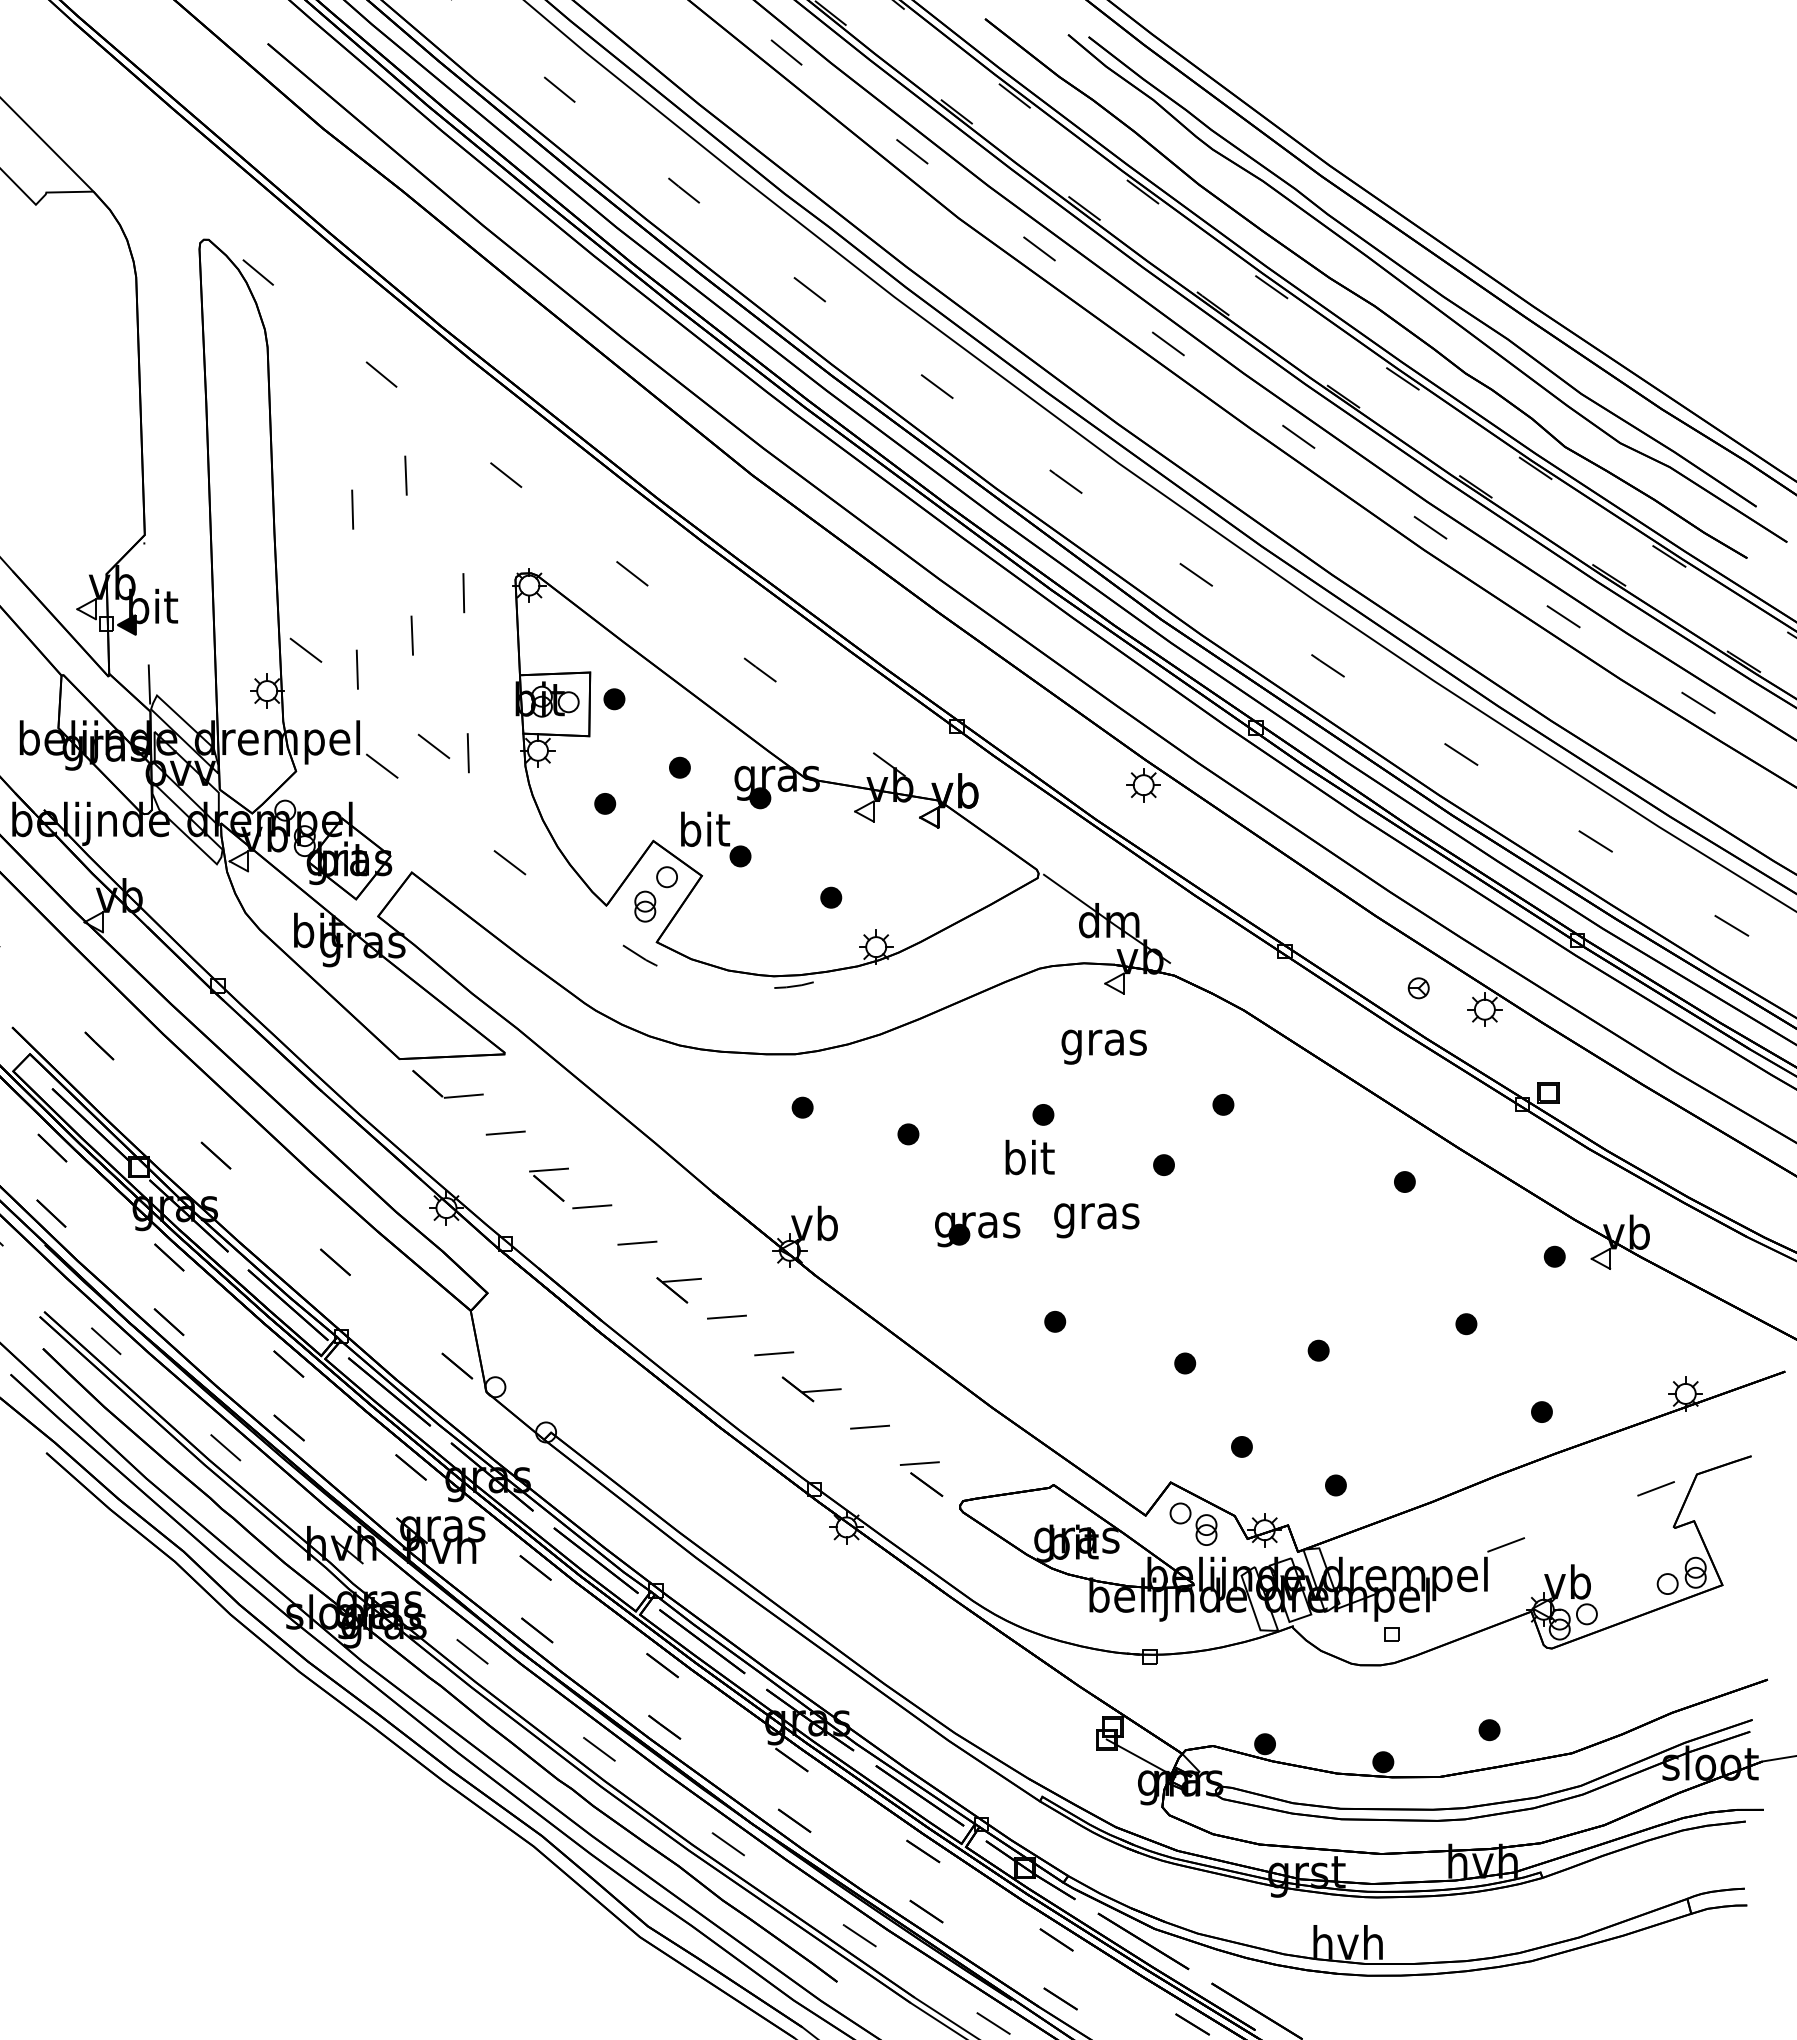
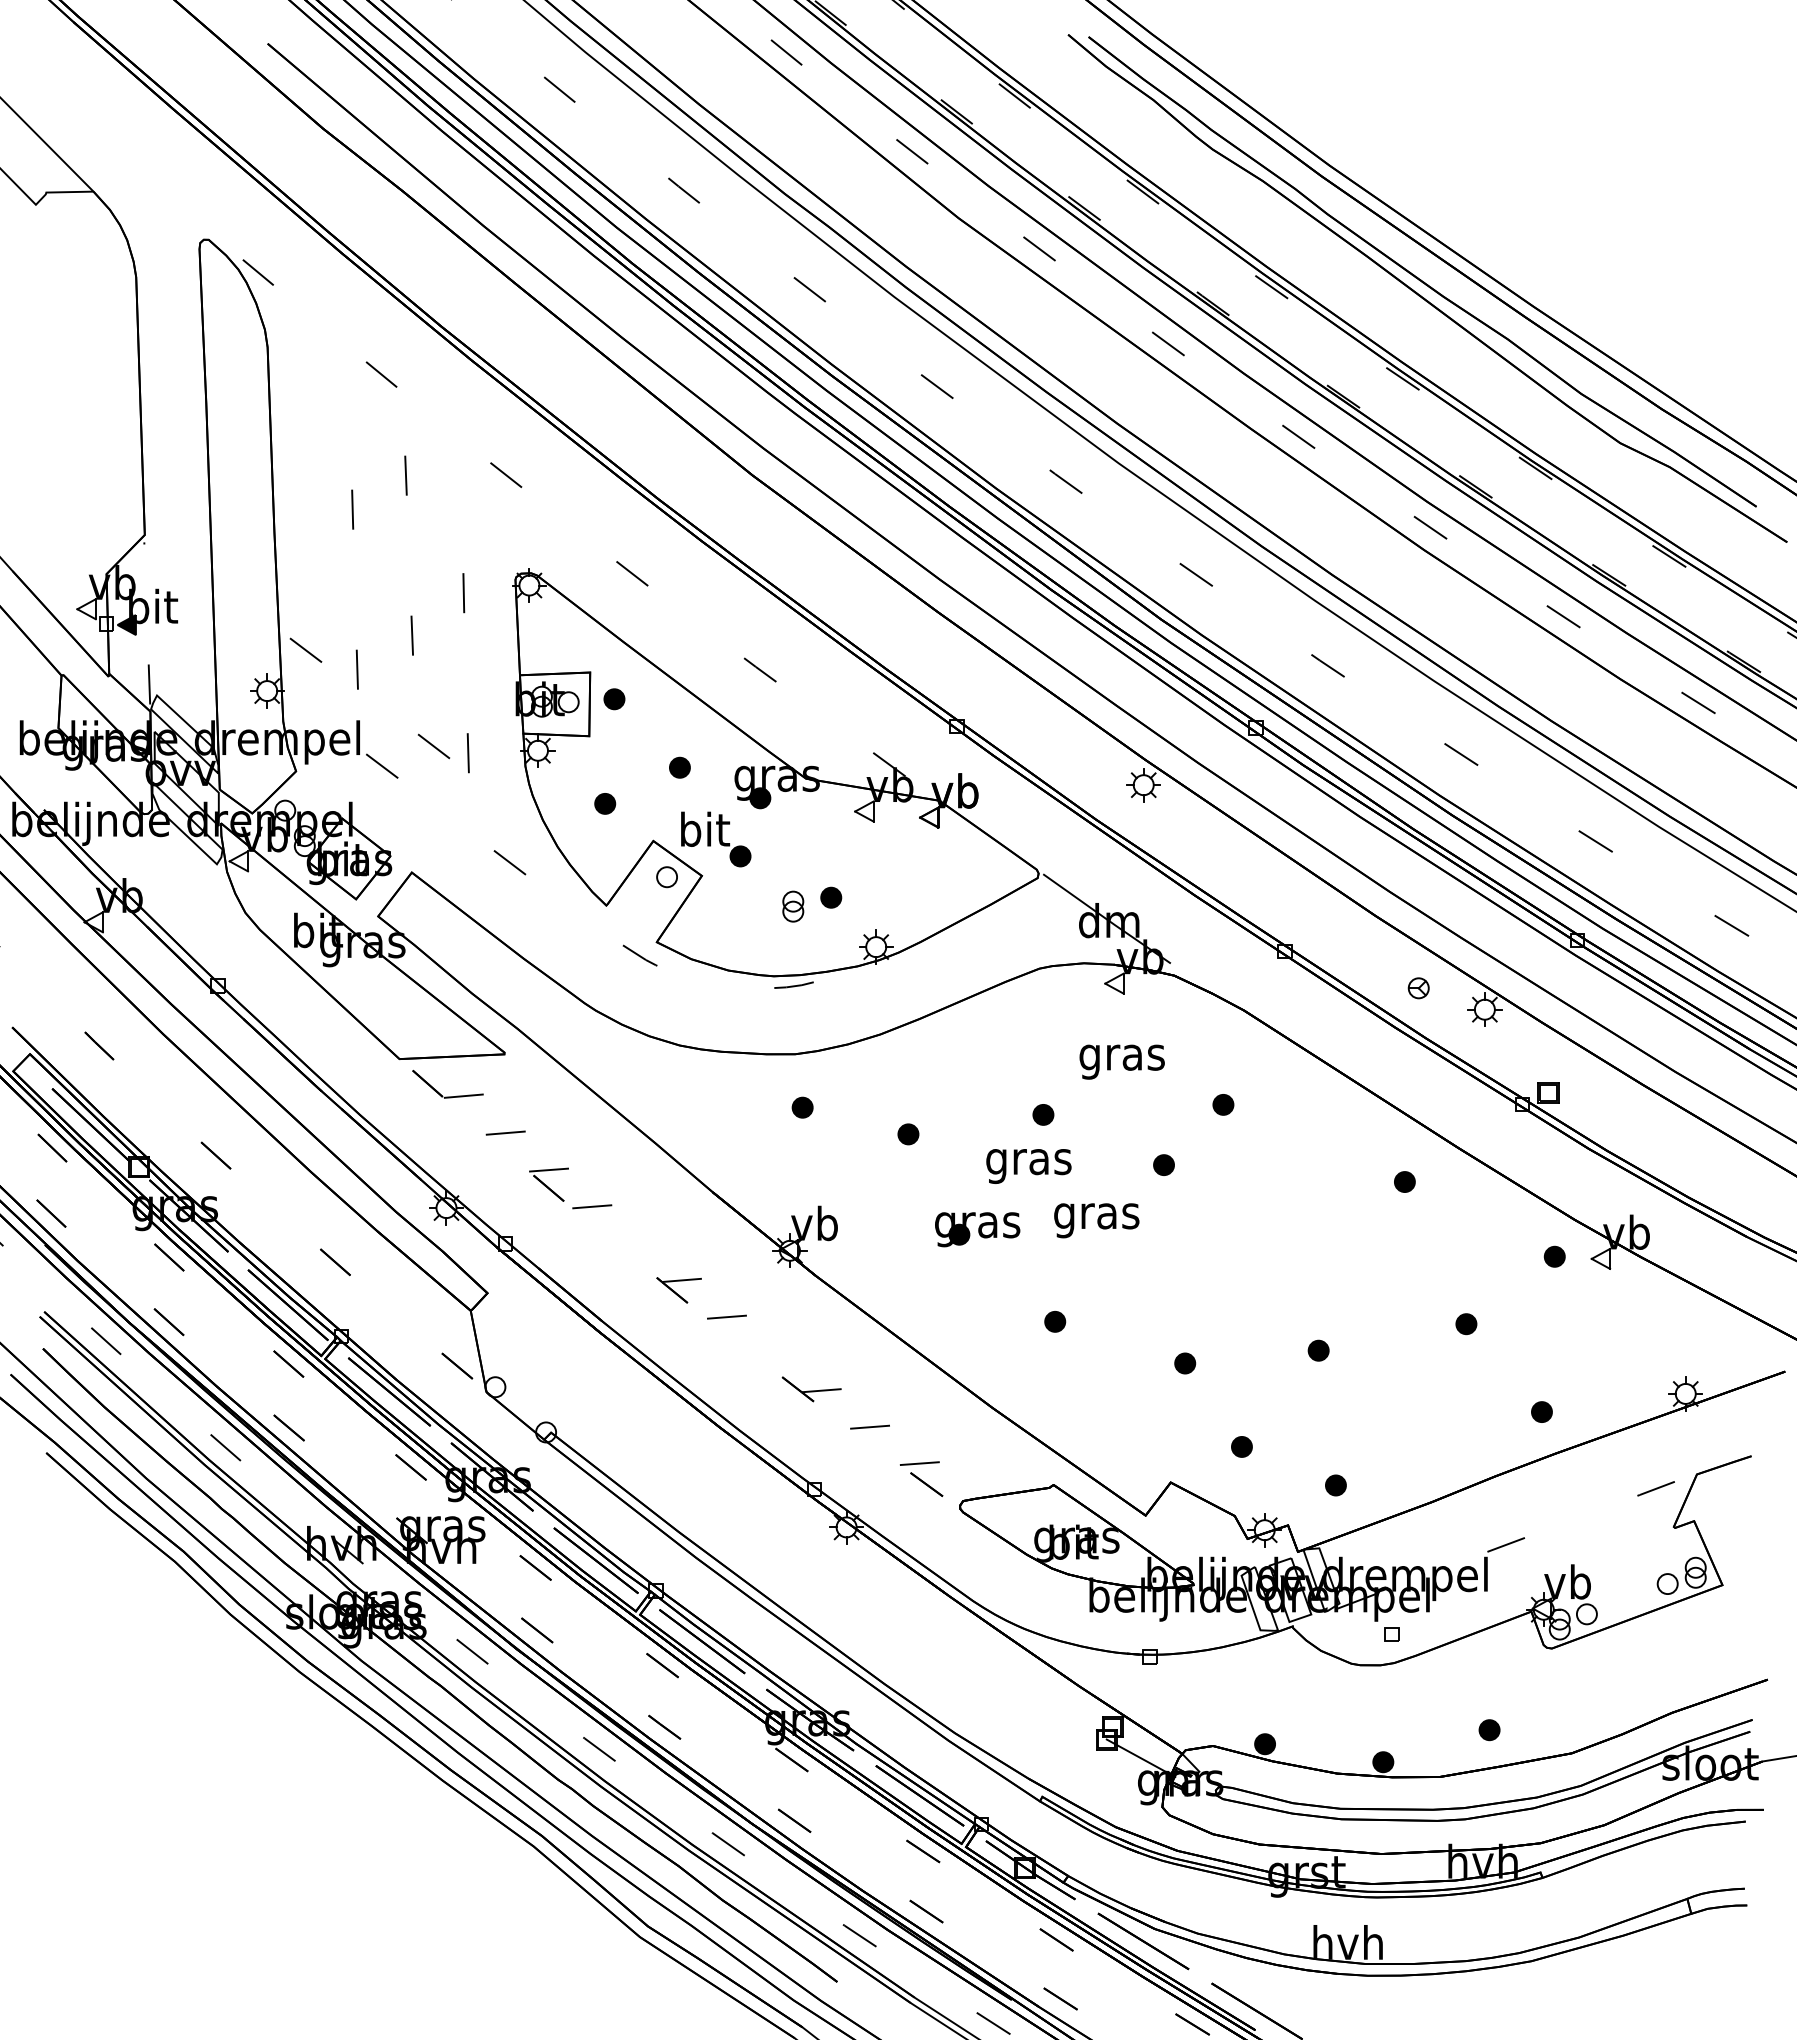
part: present -> none (1361, 296)
part position: (645, 906) -> (793, 906) (793, 906)
text position: (1103, 1046) -> (1121, 1061) (1121, 1061)
text: bit -> gras (1028, 1161)
line: present -> none (637, 1242)
line: present -> none (774, 1353)
part: present -> none (1193, 1523)
